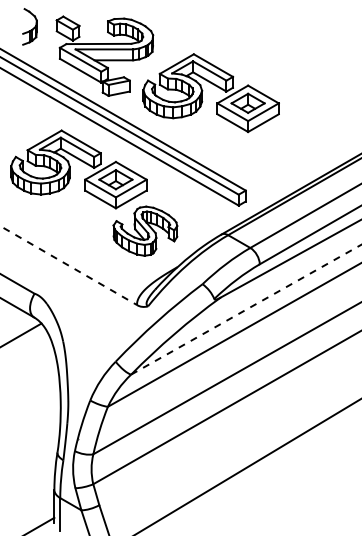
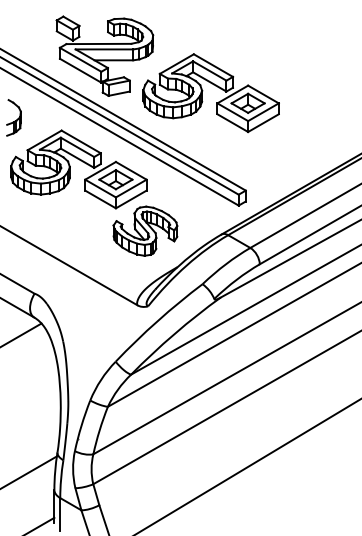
part position: (29, 26) -> (13, 117) (13, 117)
line: dashed -> solid (68, 265)
line: dashed -> solid (246, 309)
line: none -> present (29, 471)
